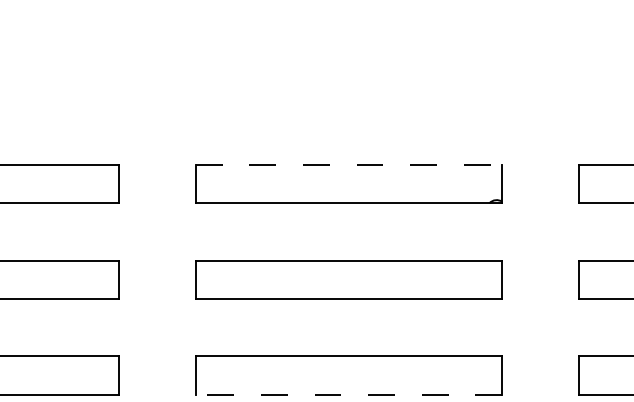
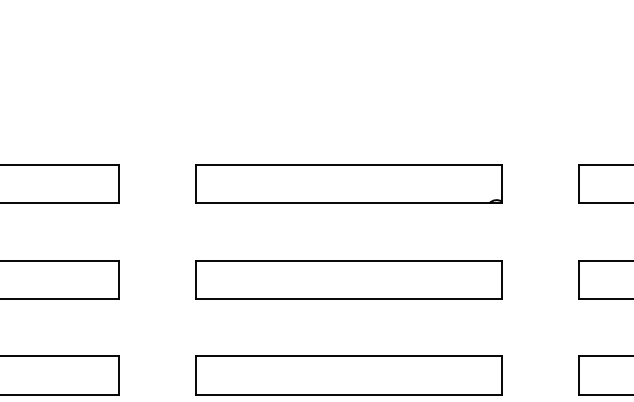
line: dashed -> solid (349, 164)
line: dashed -> solid (348, 394)
